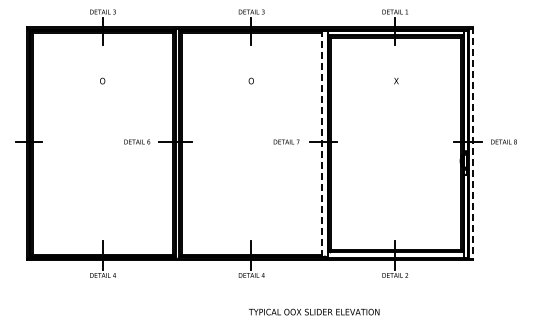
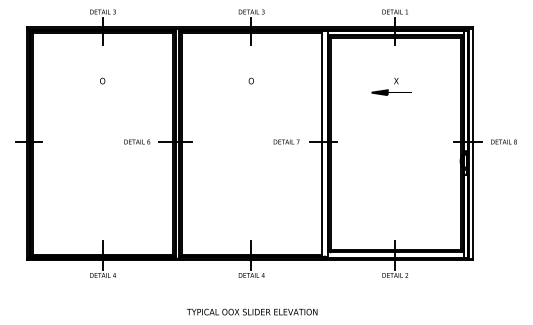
part: none -> present (391, 92)
line: dashed -> solid (322, 143)
line: dashed -> solid (473, 144)
text position: (314, 311) -> (252, 311) (252, 311)
